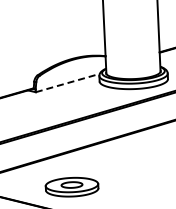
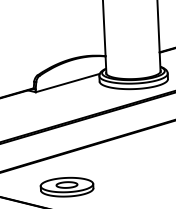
line: dashed -> solid (68, 82)
part position: (71, 186) -> (66, 186) (66, 186)
